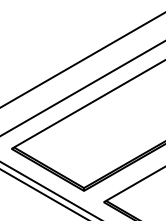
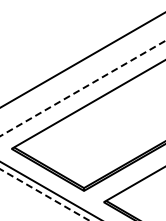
line: solid -> dashed (83, 88)
line: solid -> dashed (44, 194)
